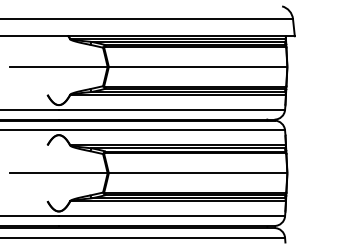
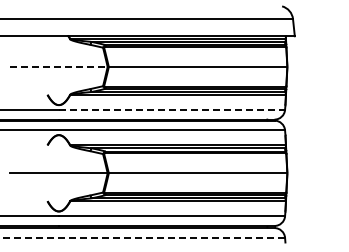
line: solid -> dashed (58, 66)
line: solid -> dashed (172, 109)
line: solid -> dashed (142, 237)
